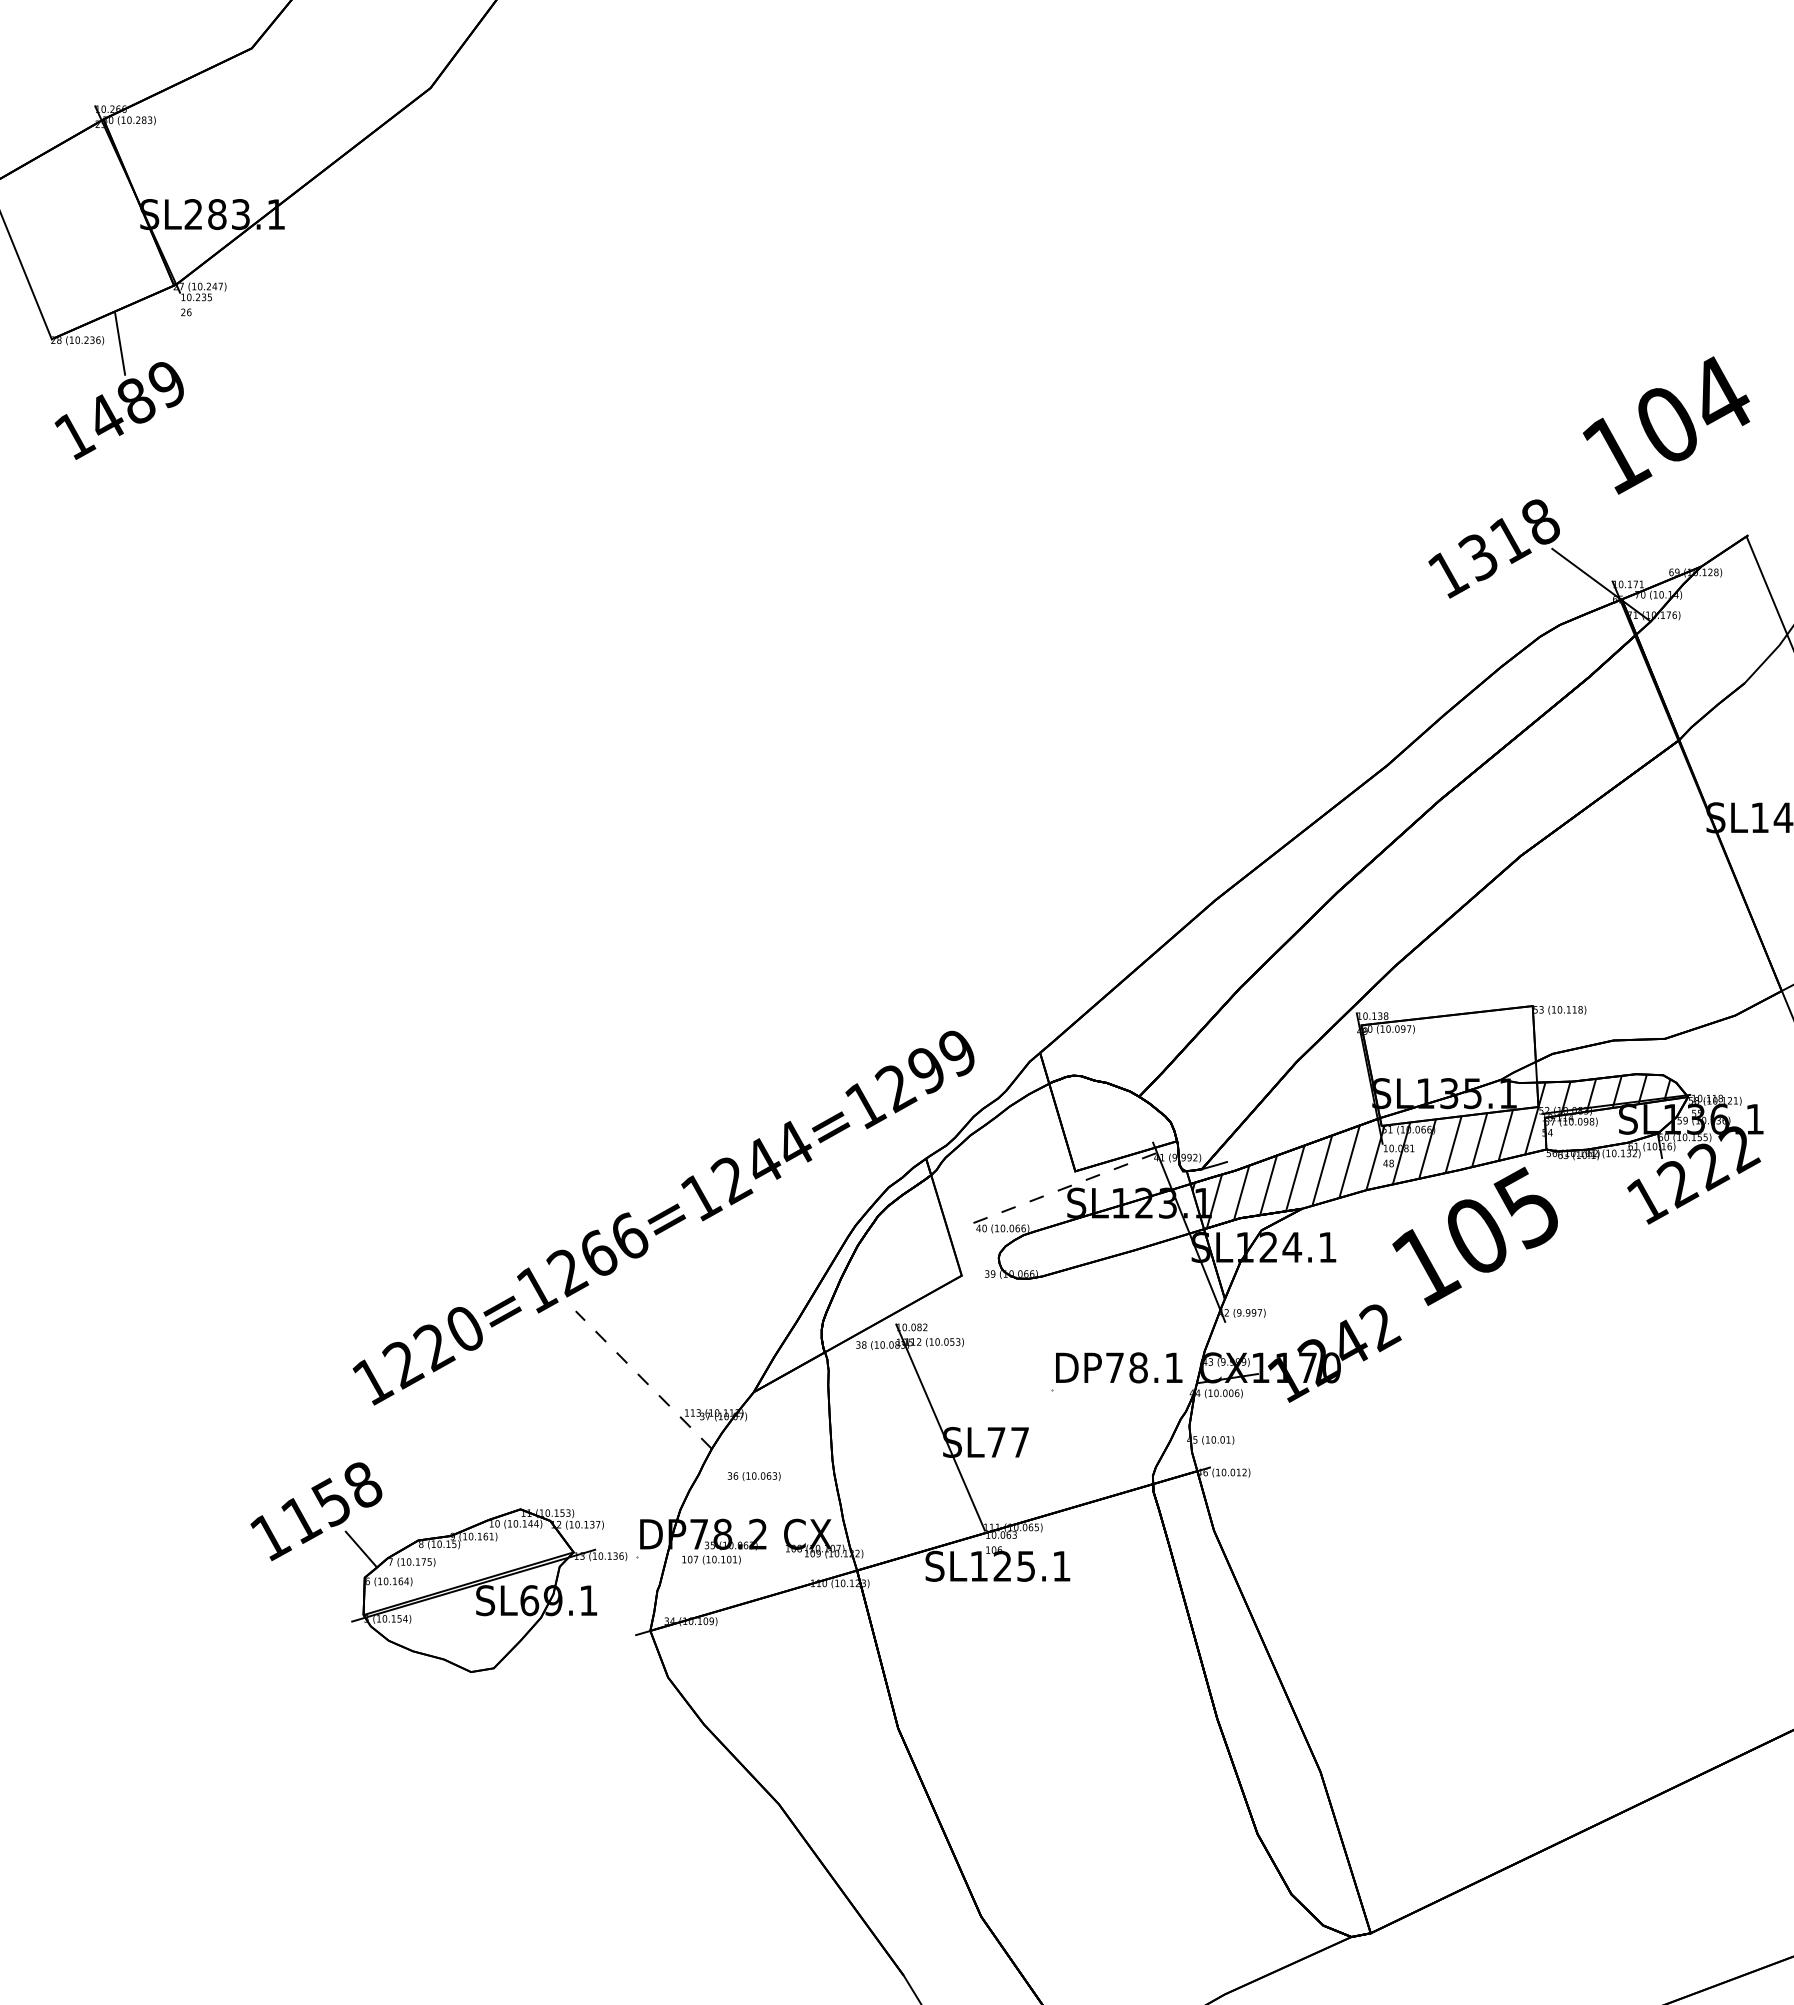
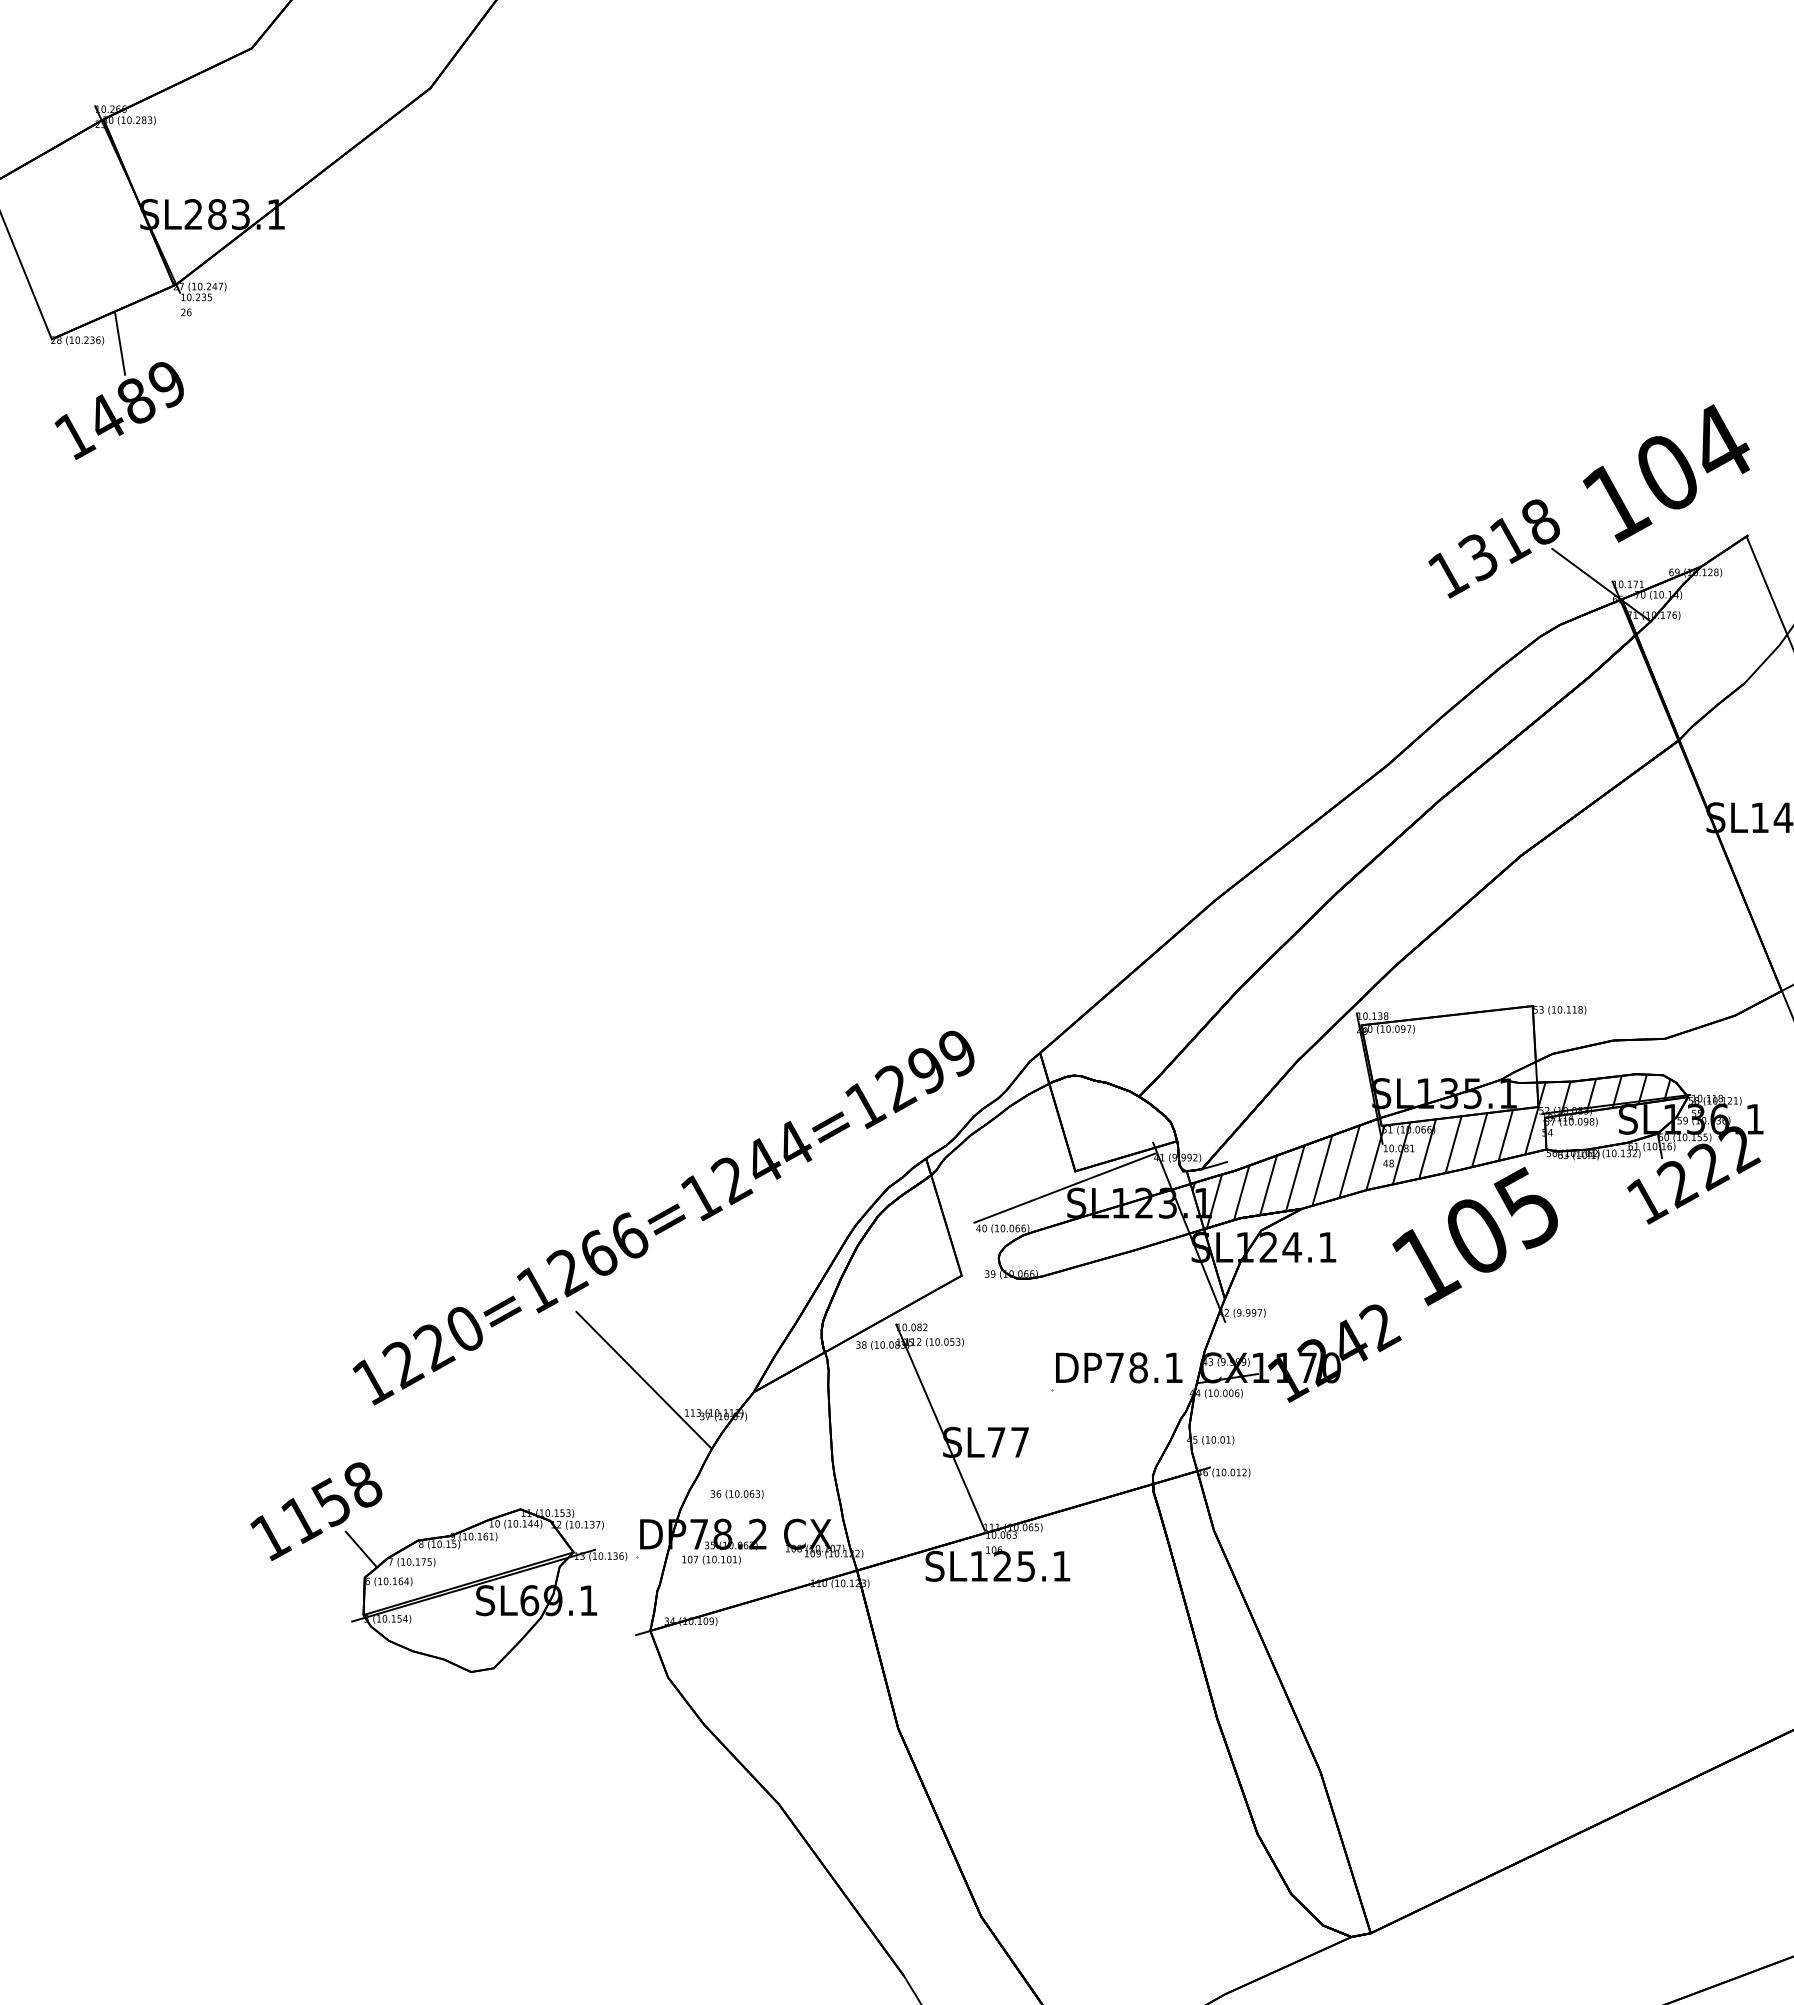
text position: (1666, 425) -> (1666, 473) (1666, 473)
line: dashed -> solid (1064, 1188)
line: dashed -> solid (643, 1380)
text position: (753, 1476) -> (736, 1494) (736, 1494)
